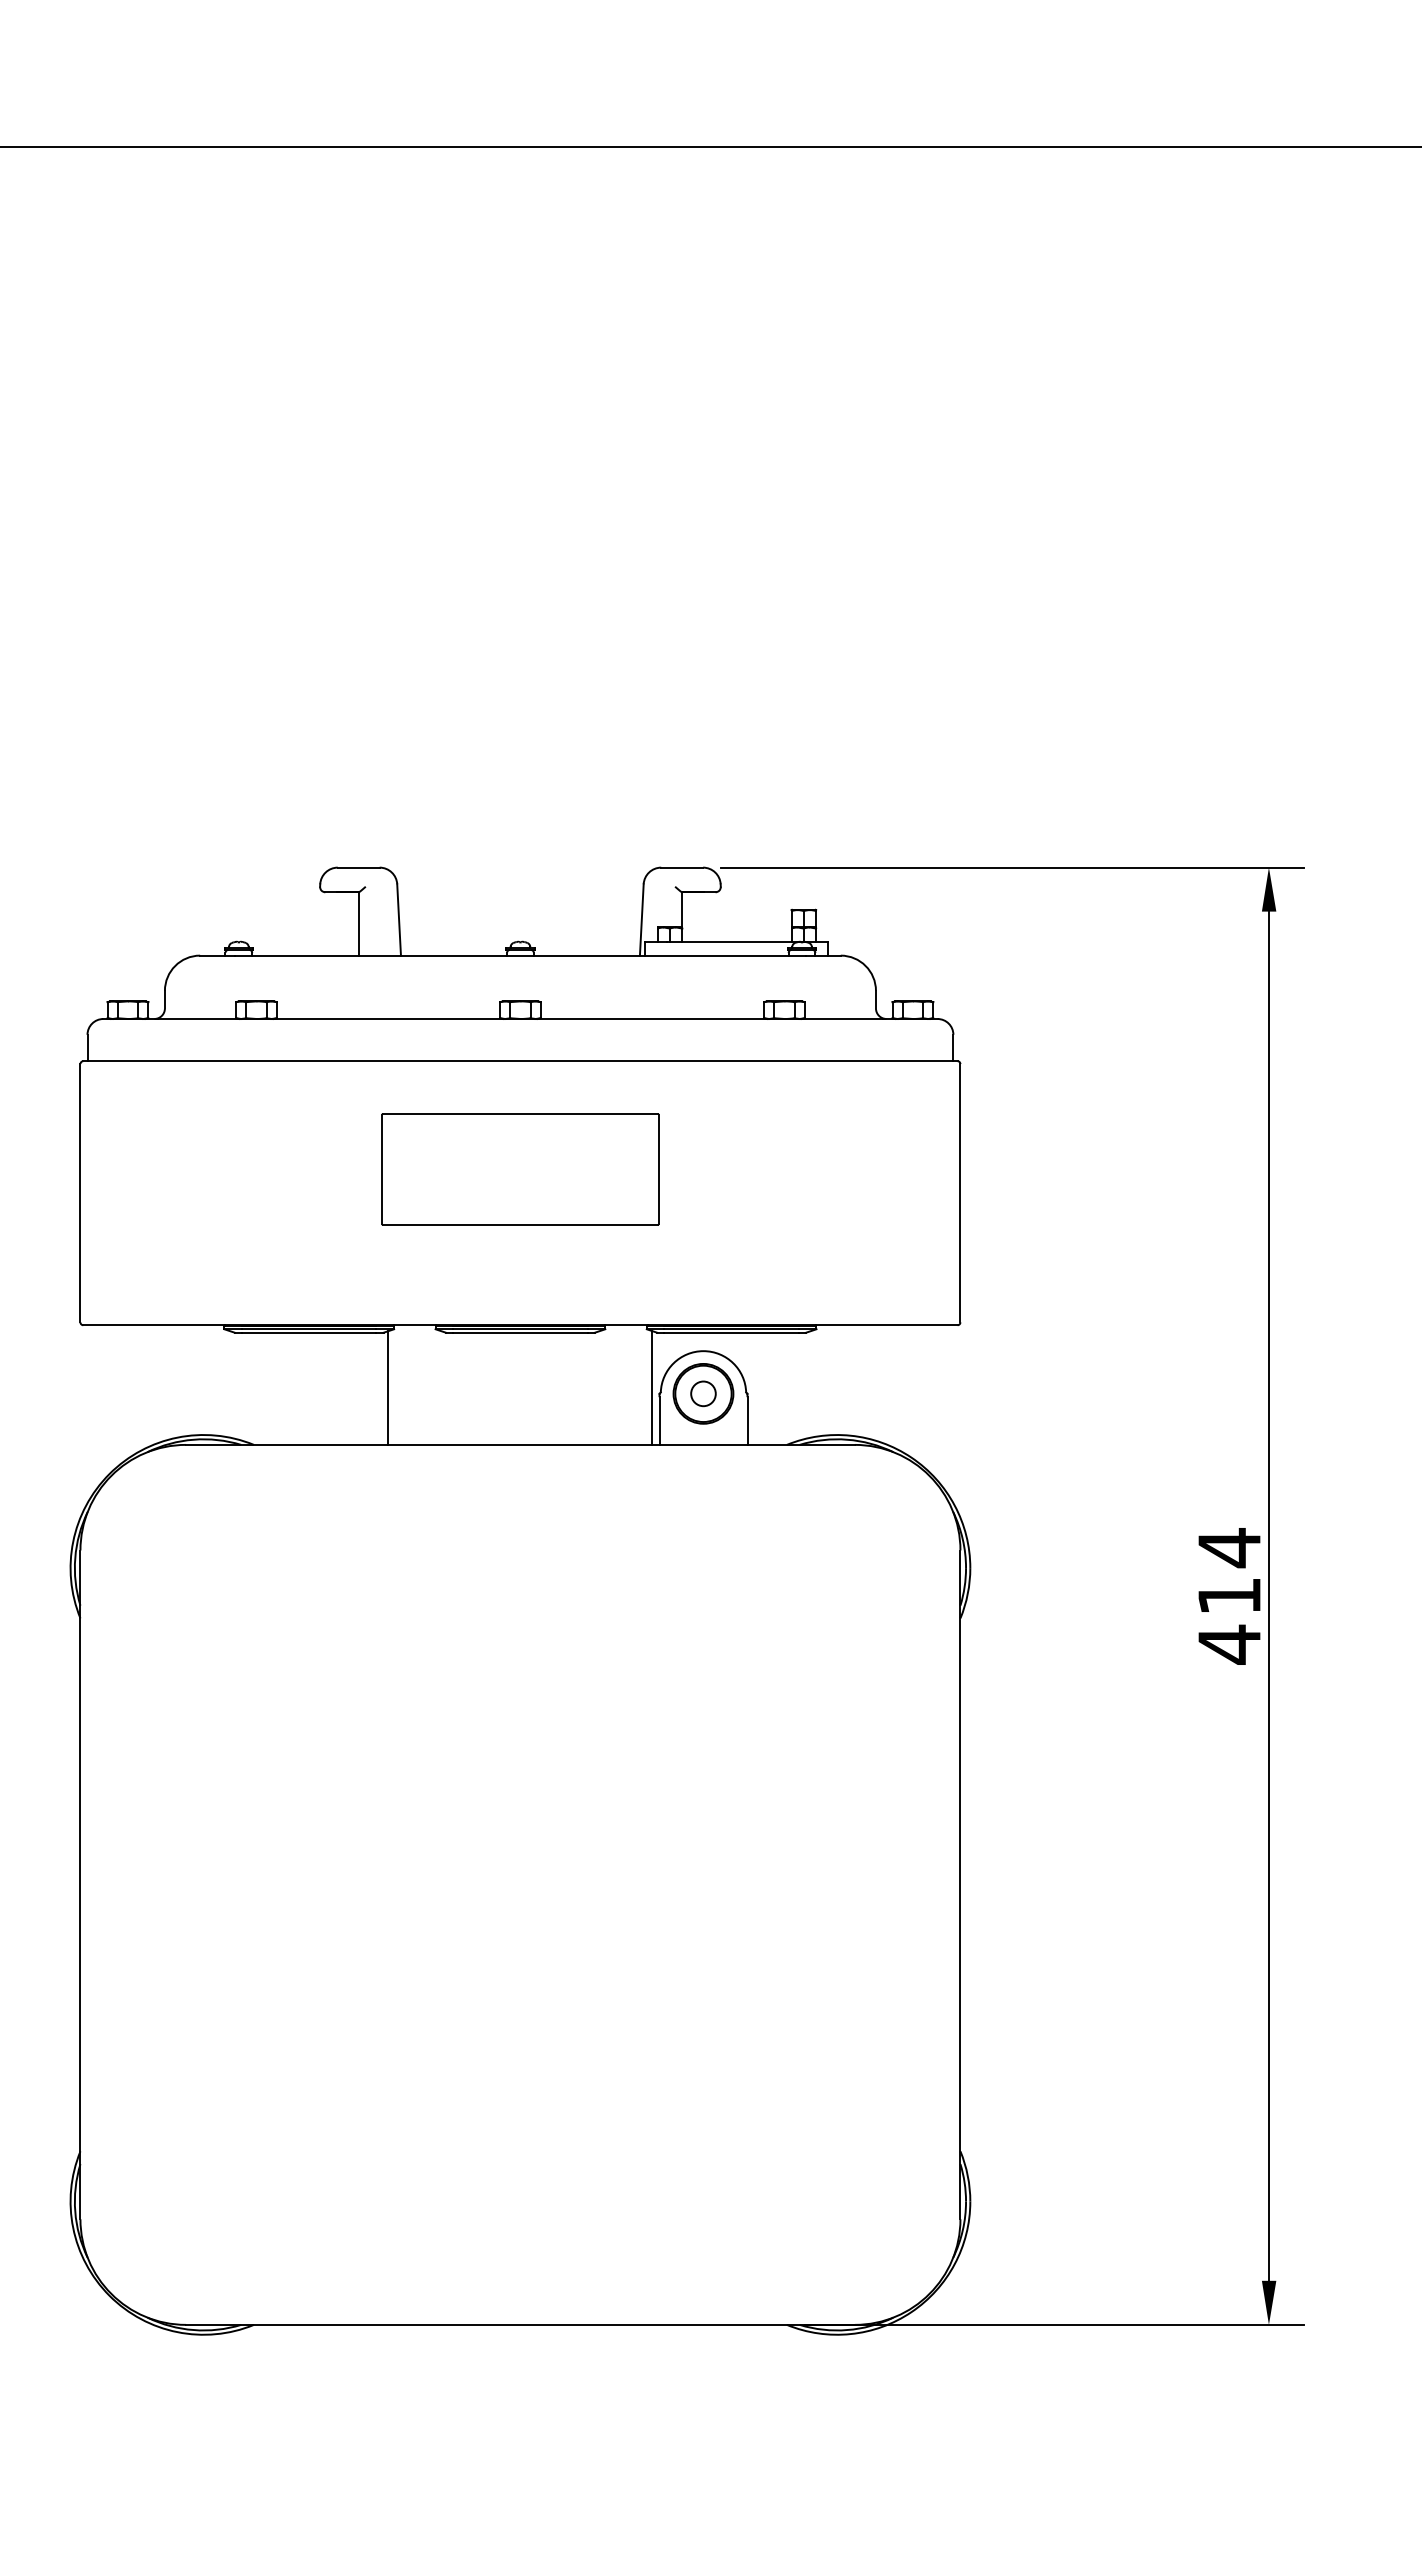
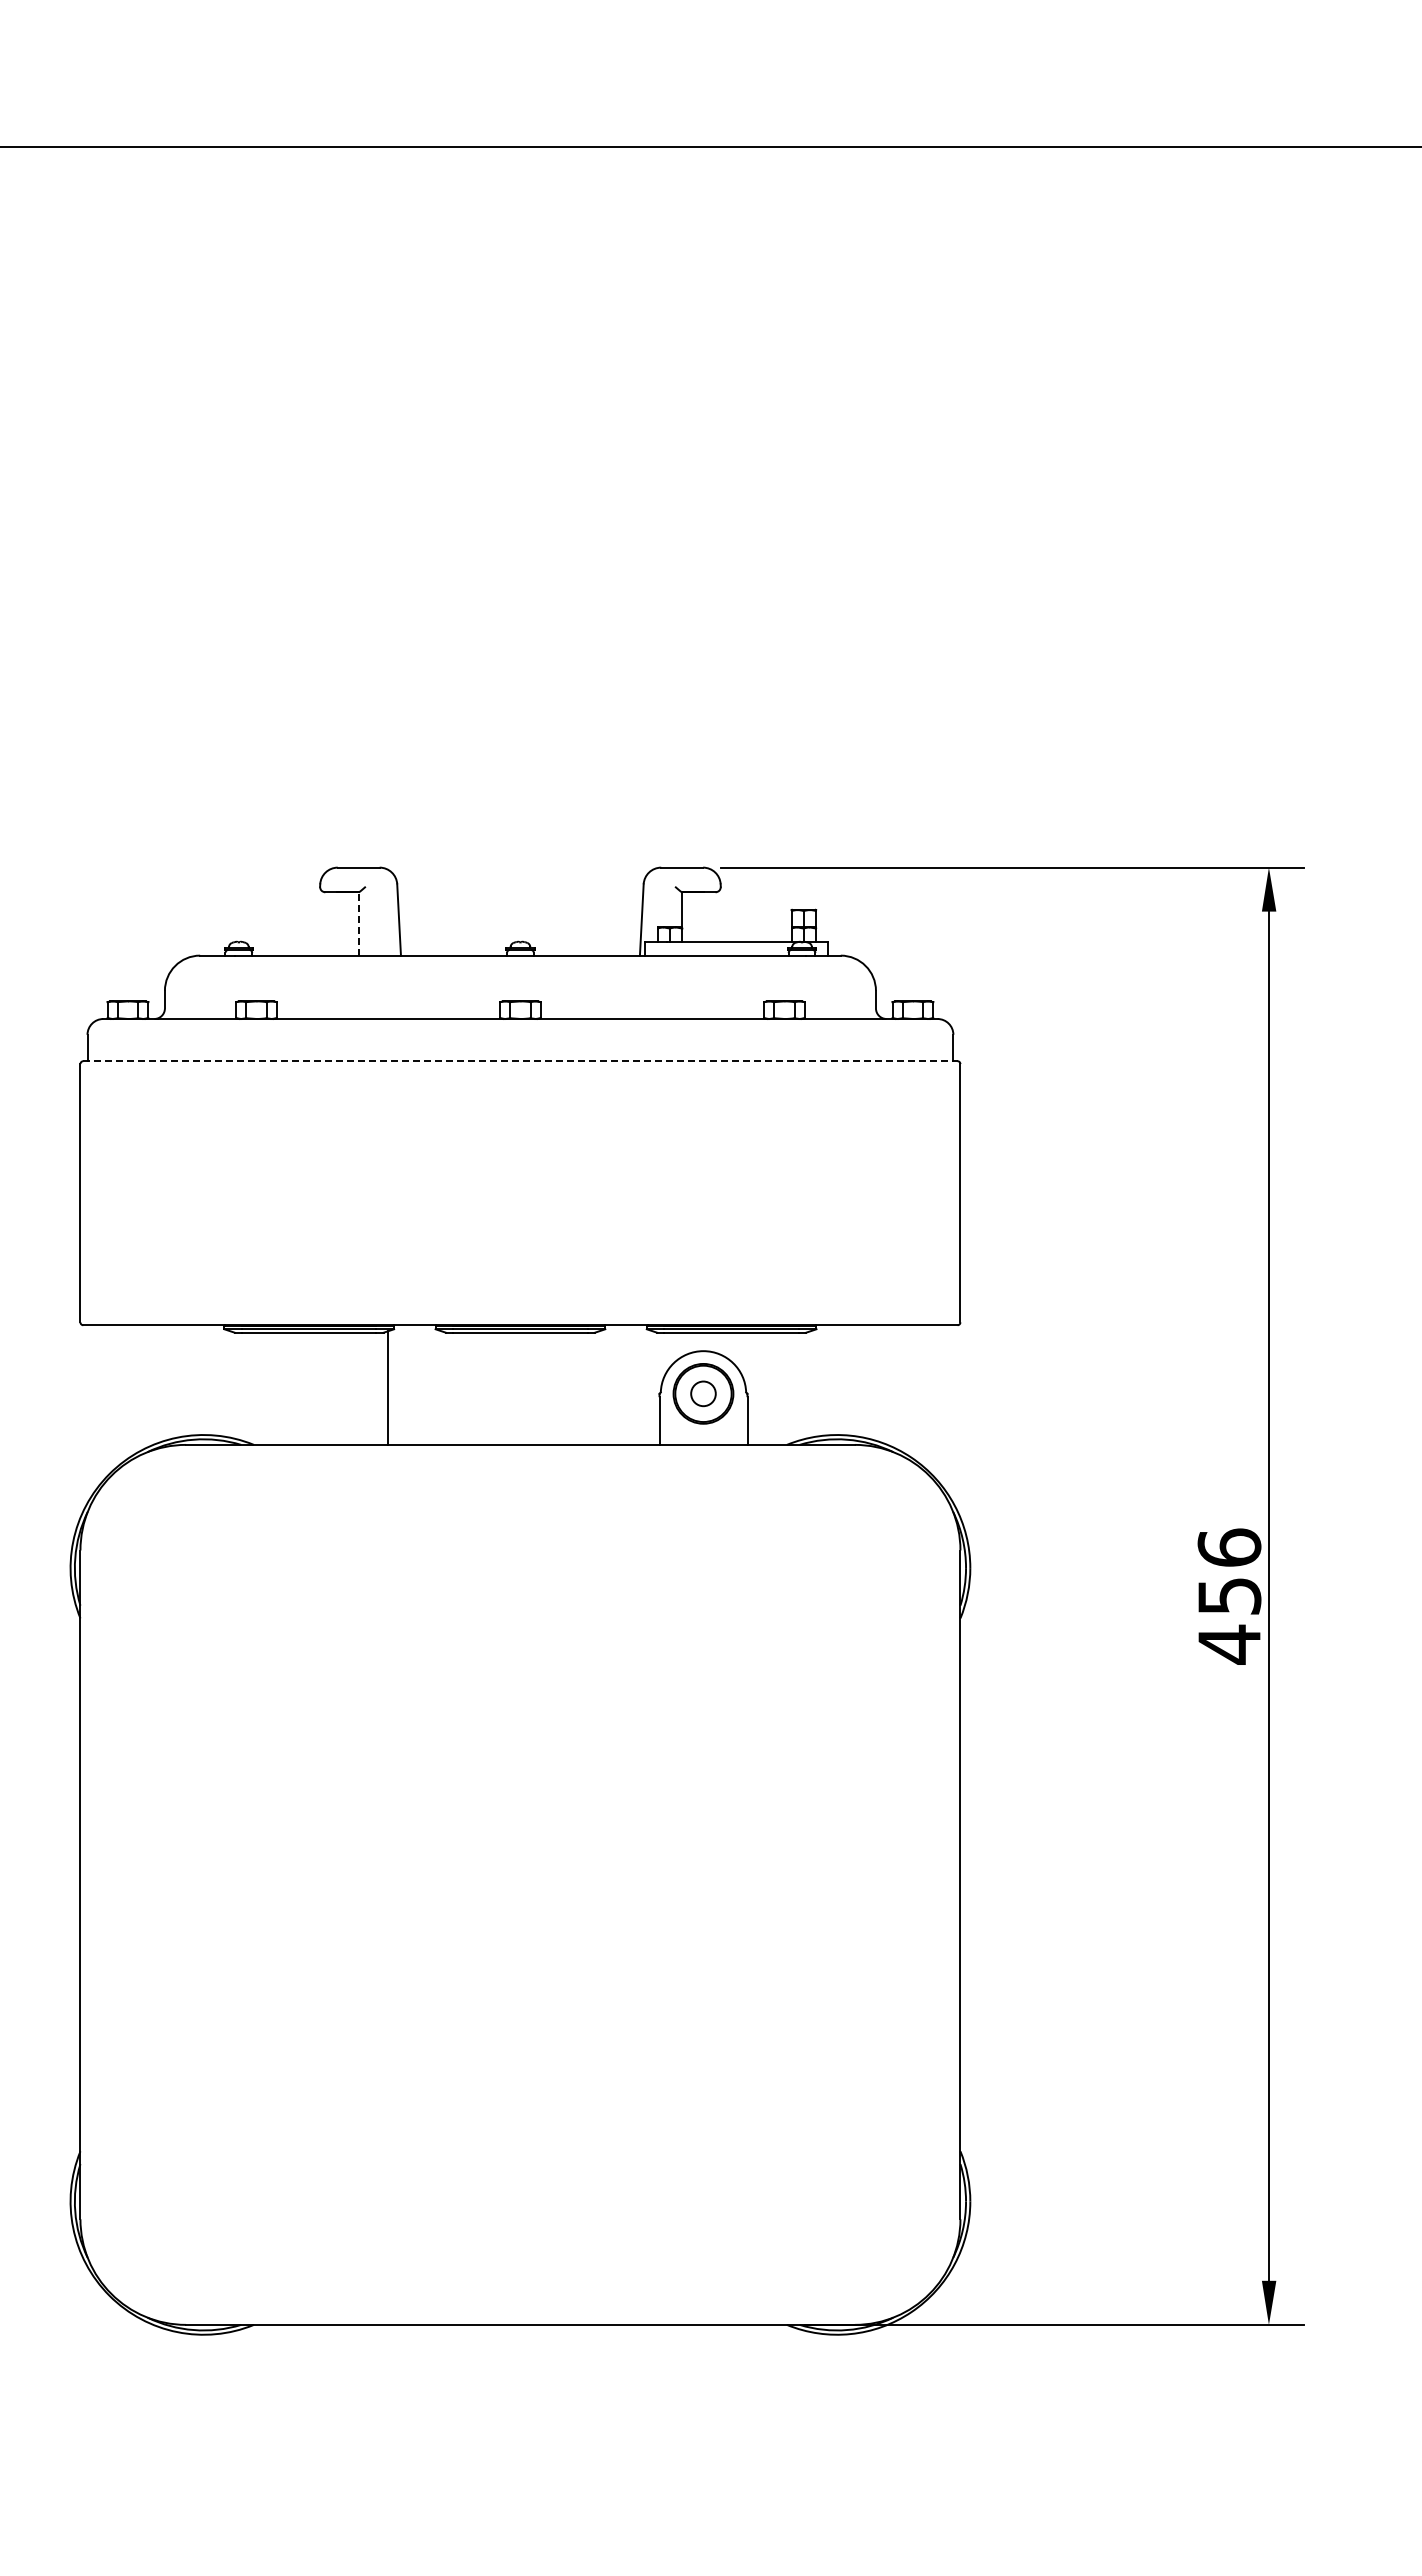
line: solid -> dashed (358, 923)
line: solid -> dashed (520, 1061)
part: present -> none (520, 1169)
line: present -> none (652, 1387)
text: 414 -> 456 (1229, 1571)
